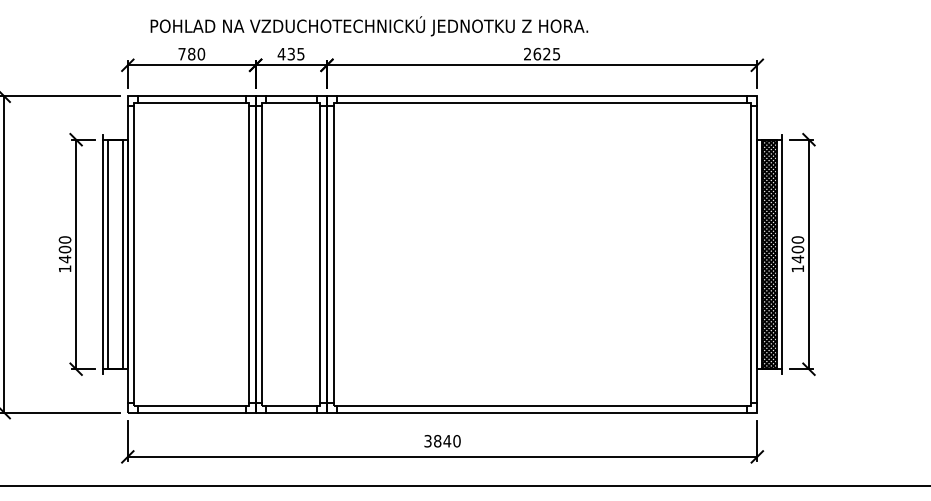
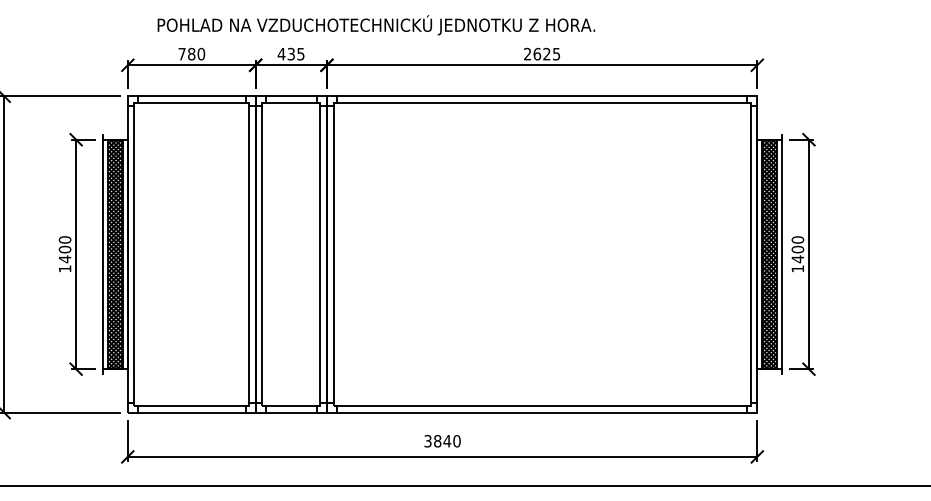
text position: (369, 26) -> (376, 25) (376, 25)
hatch: none -> present (115, 254)
